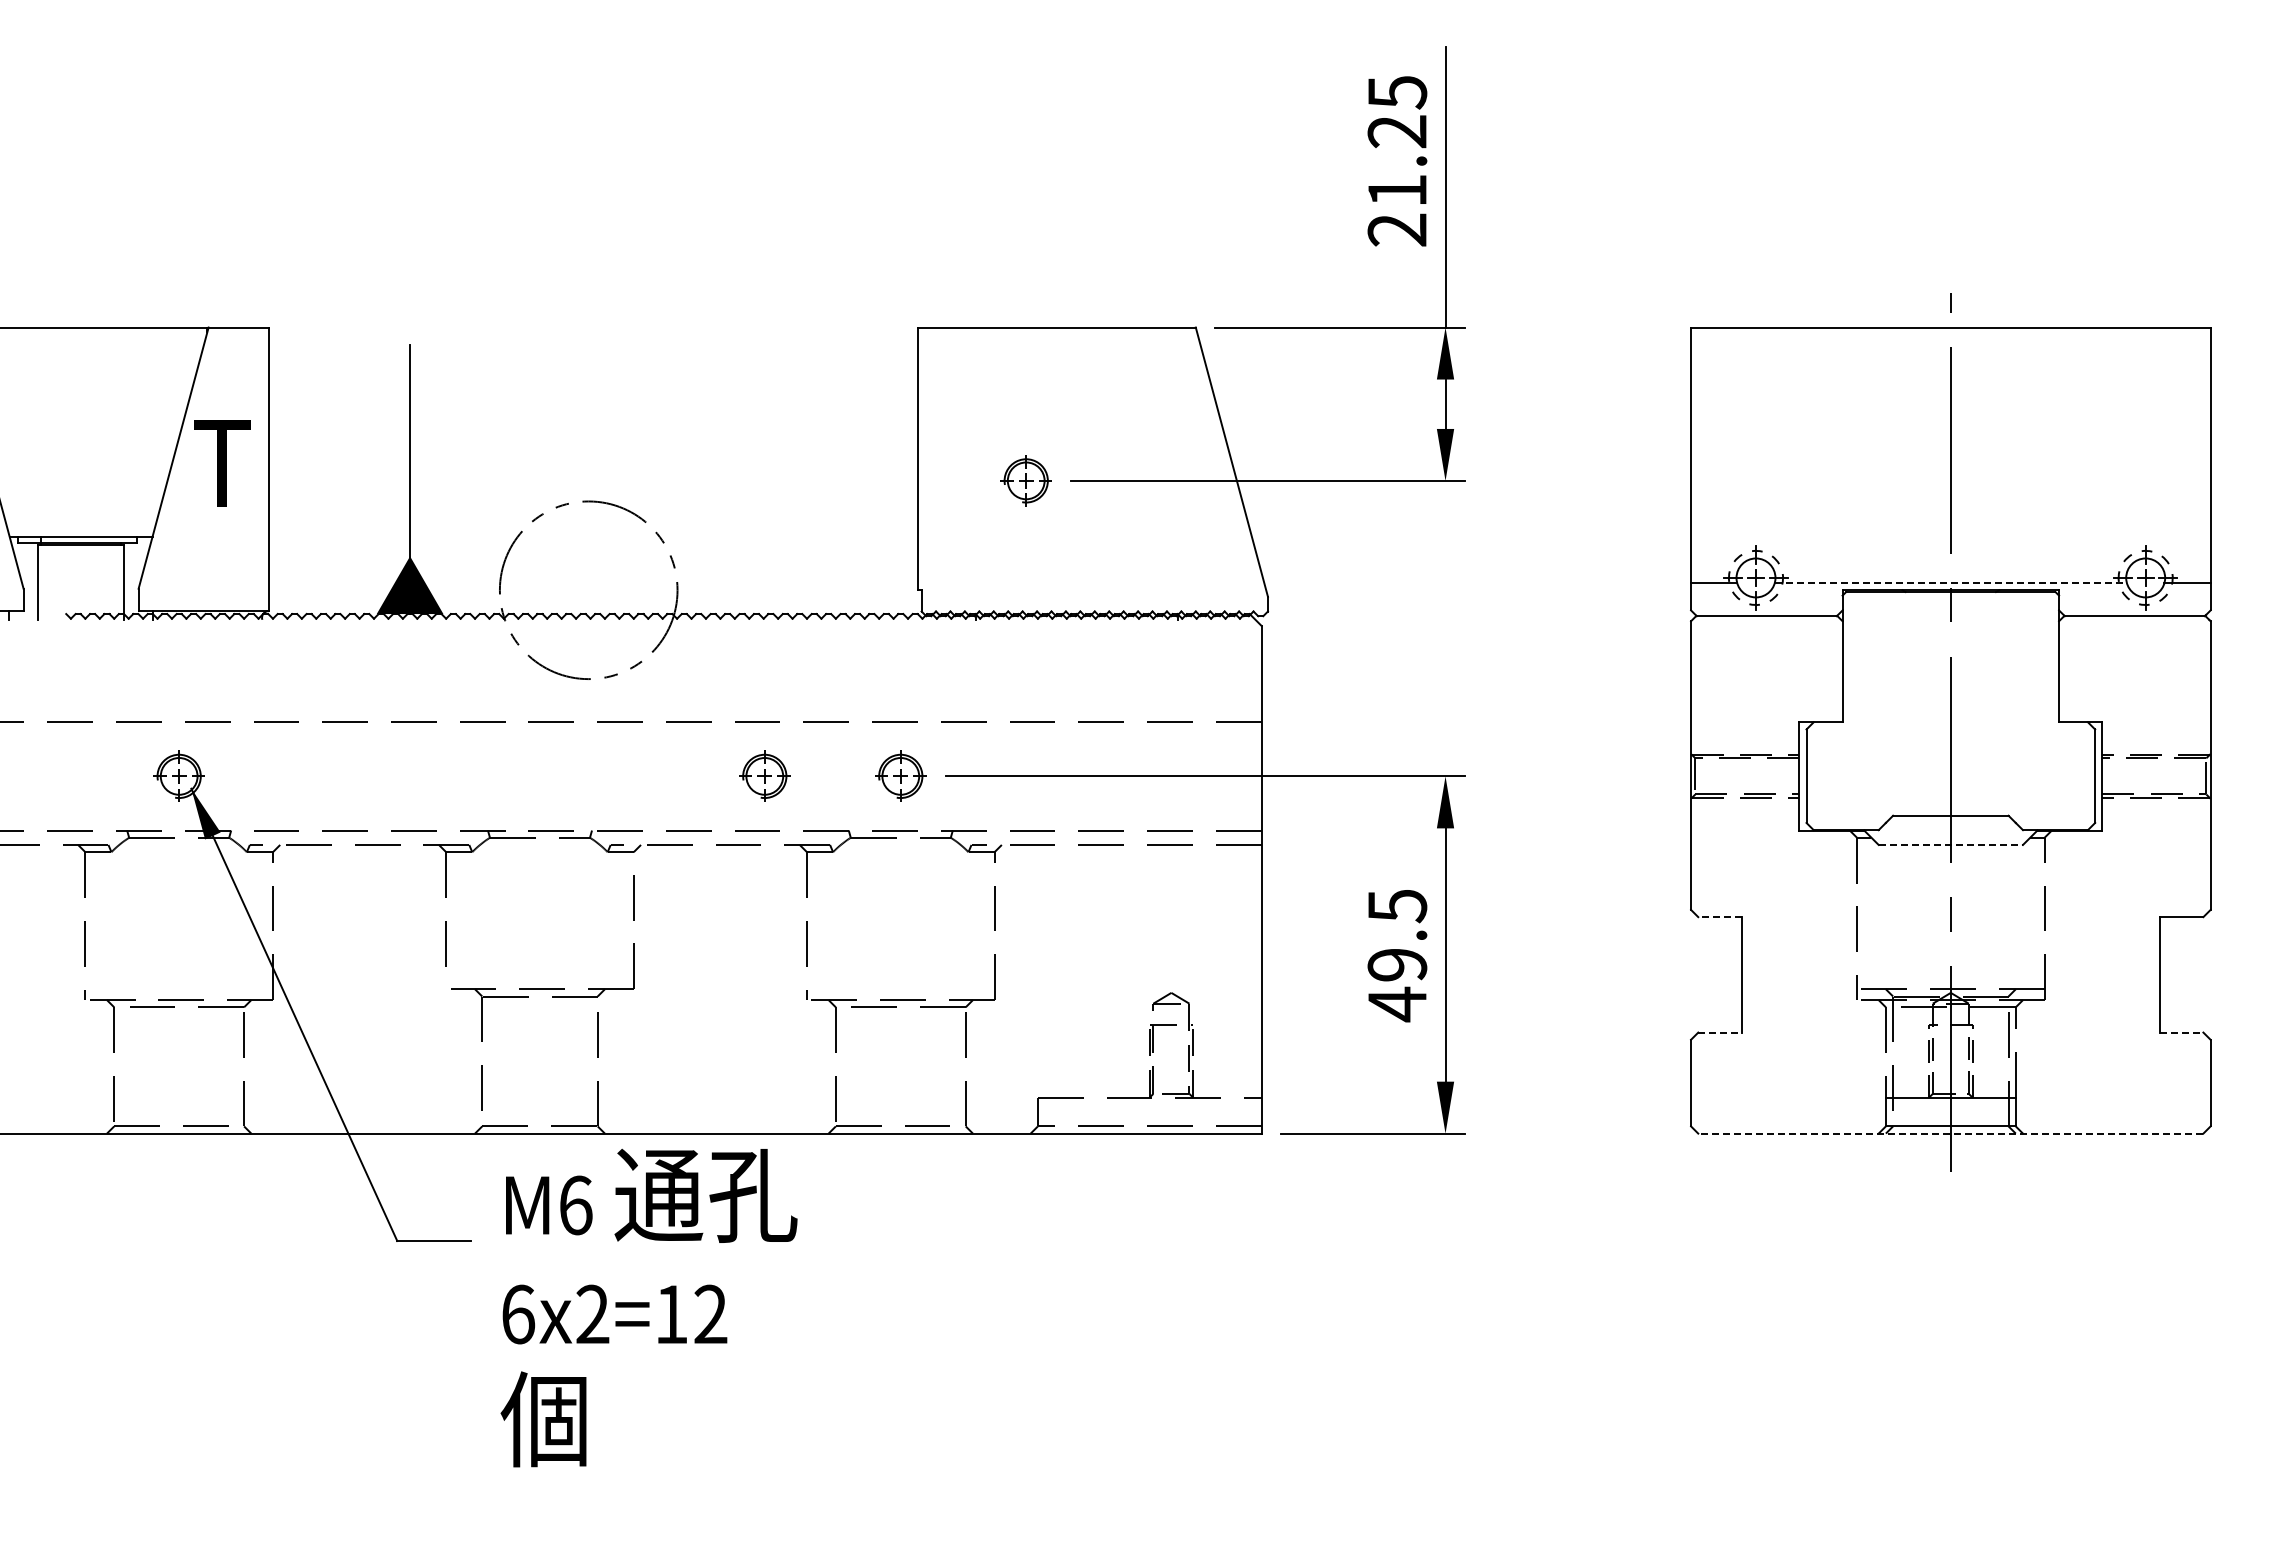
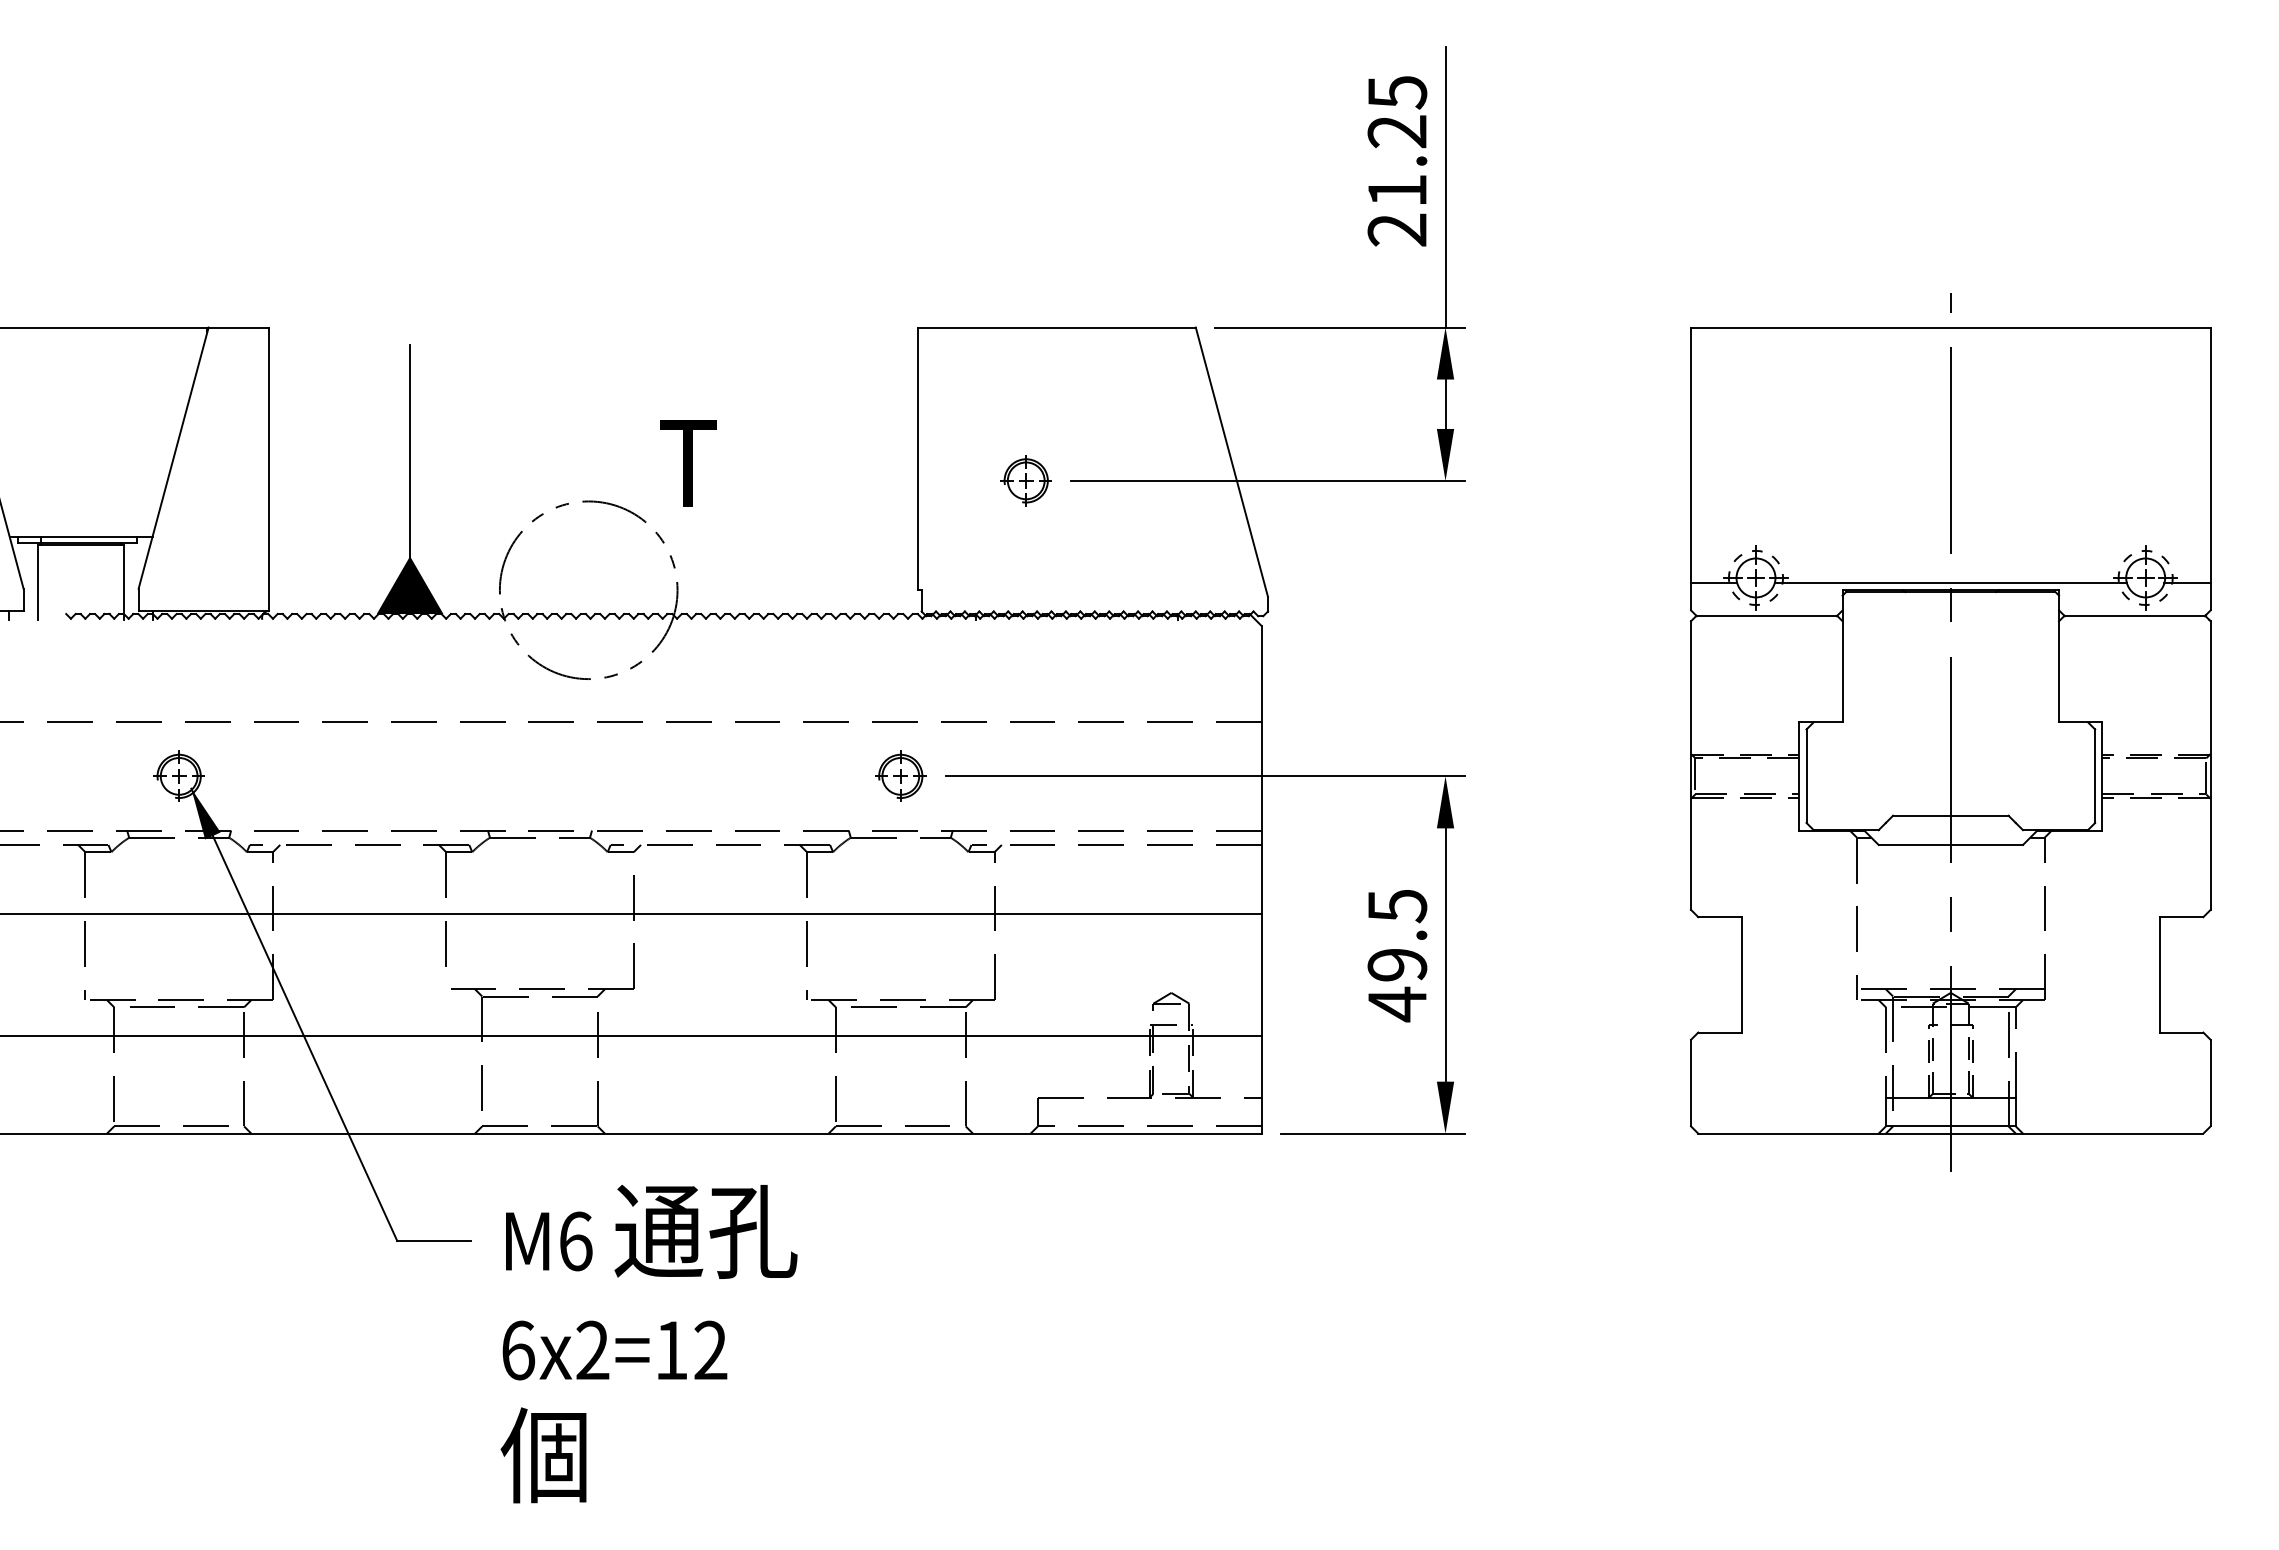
text position: (222, 463) -> (688, 463) (688, 463)
line: dashed -> solid (1951, 583)
part: present -> none (764, 775)
line: dashed -> solid (1951, 844)
line: none -> present (631, 913)
line: dashed -> solid (1719, 917)
line: dashed -> solid (1719, 1032)
line: dashed -> solid (2181, 1032)
line: none -> present (631, 1036)
line: dashed -> solid (1950, 1133)
text position: (648, 1307) -> (648, 1343) (648, 1343)
